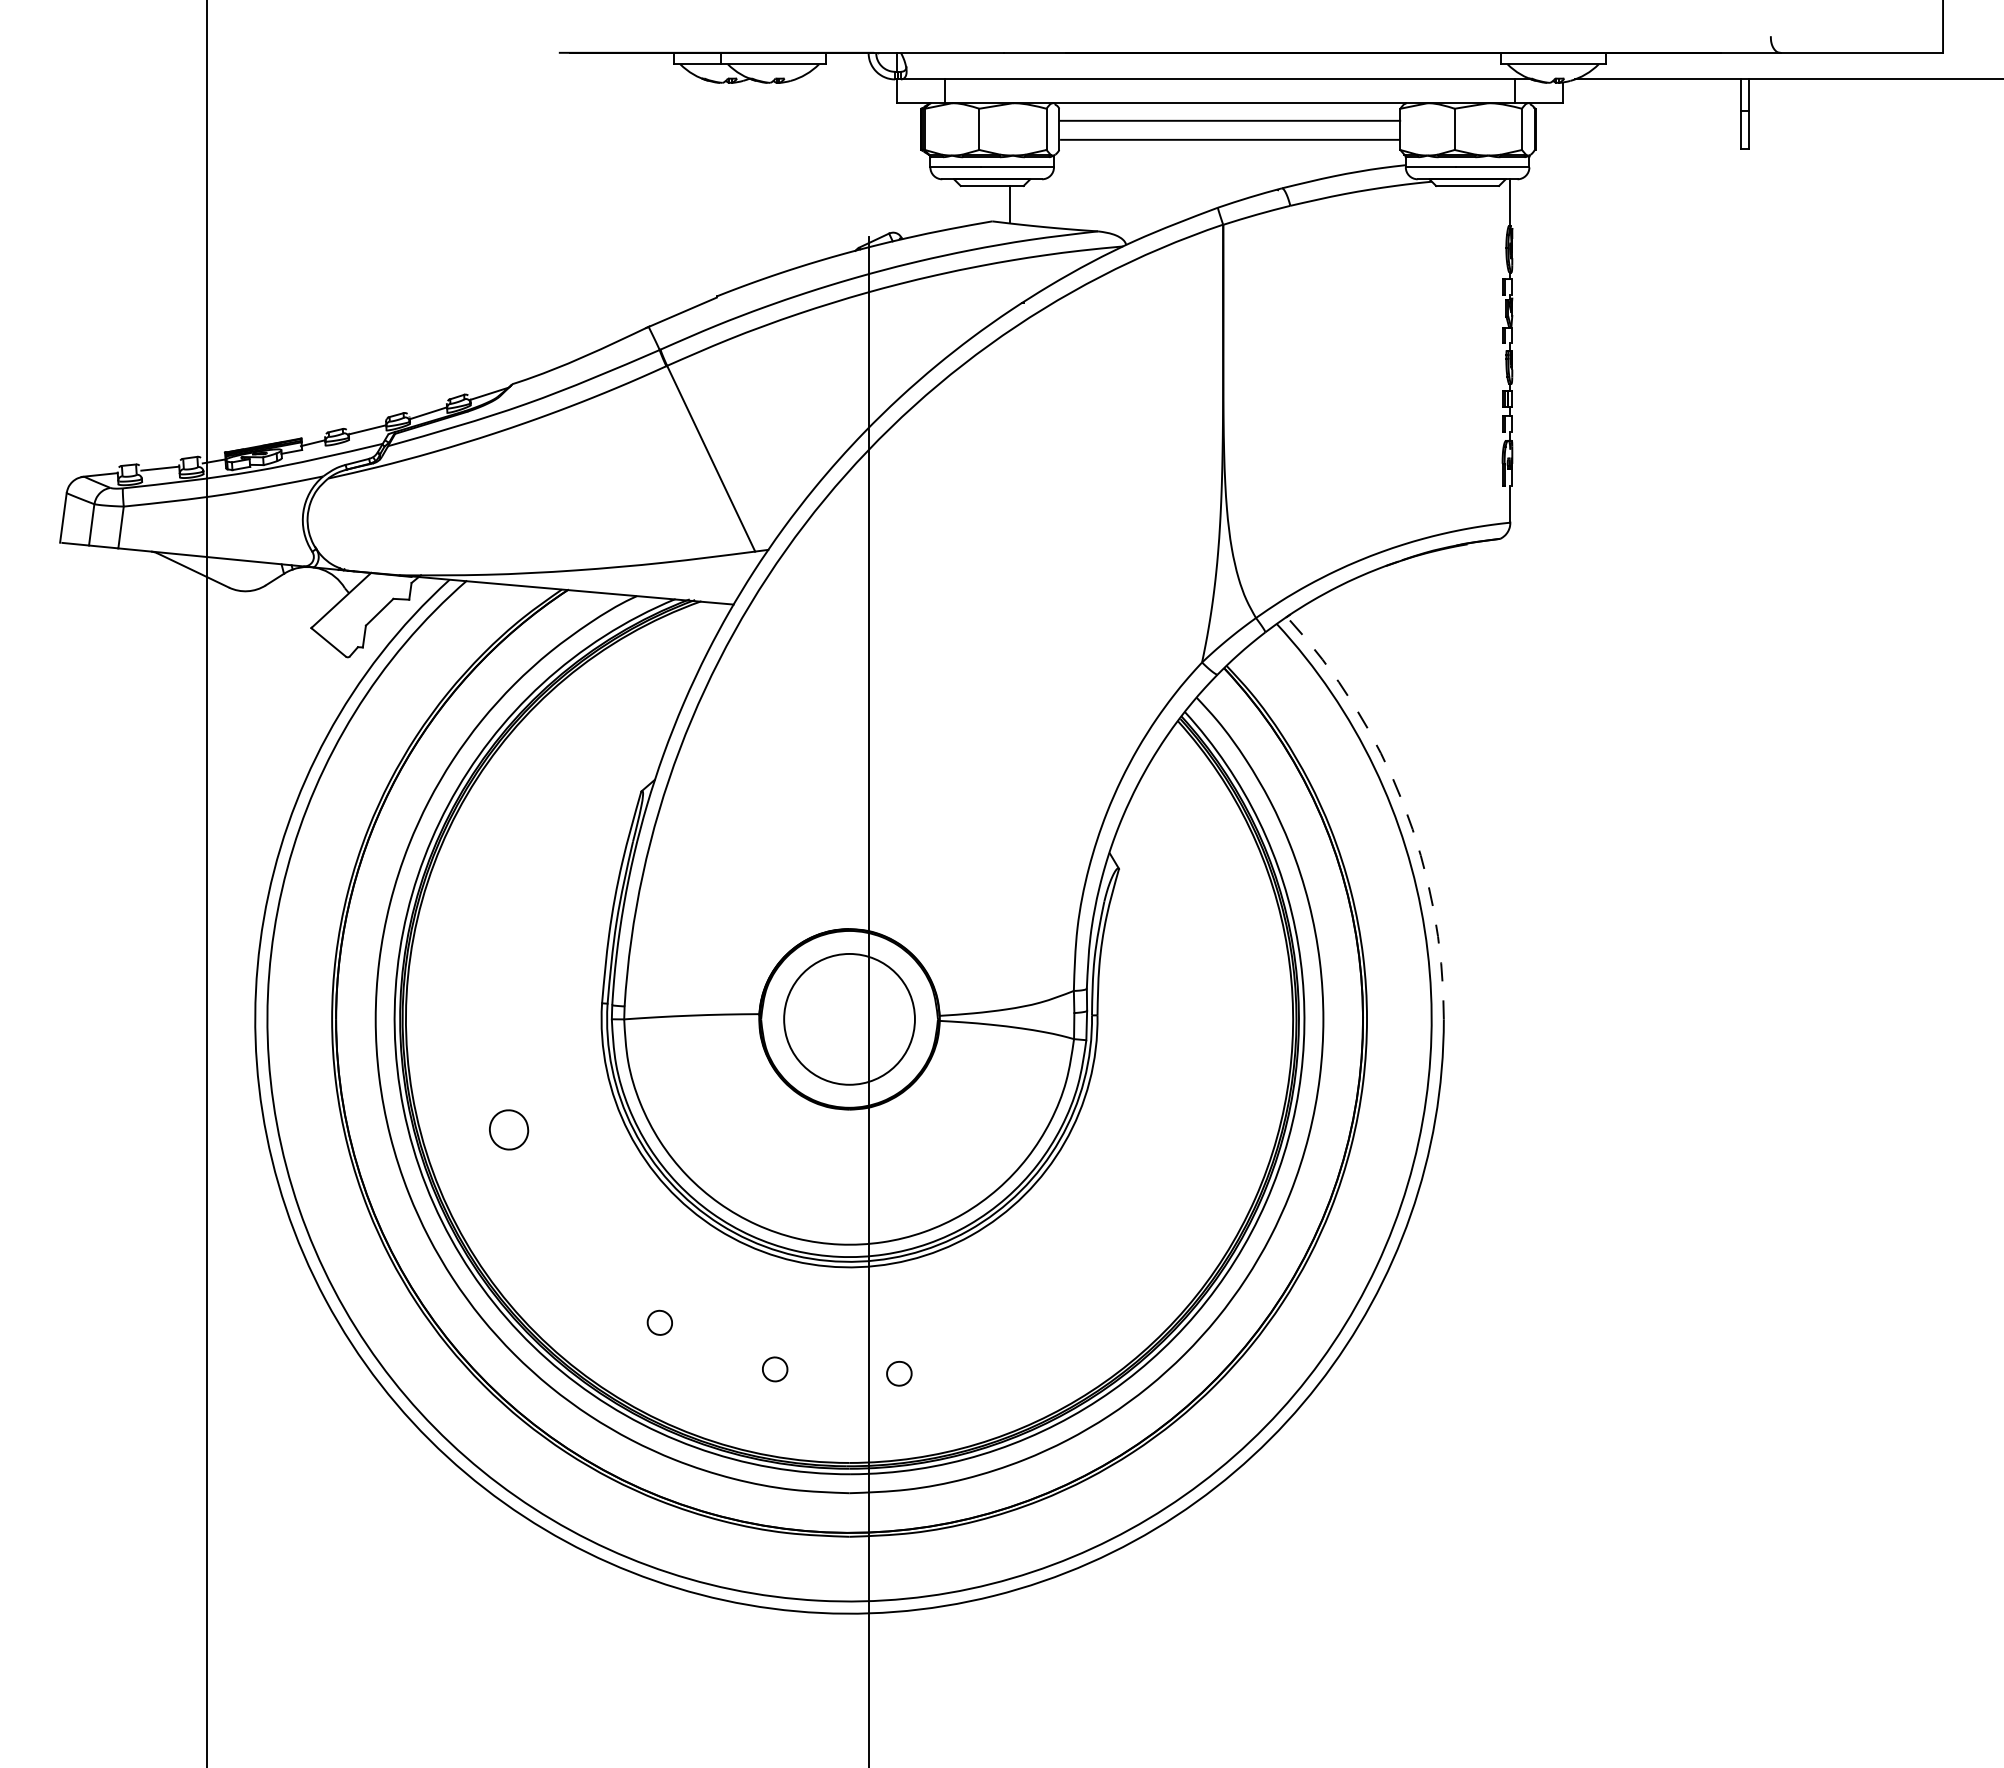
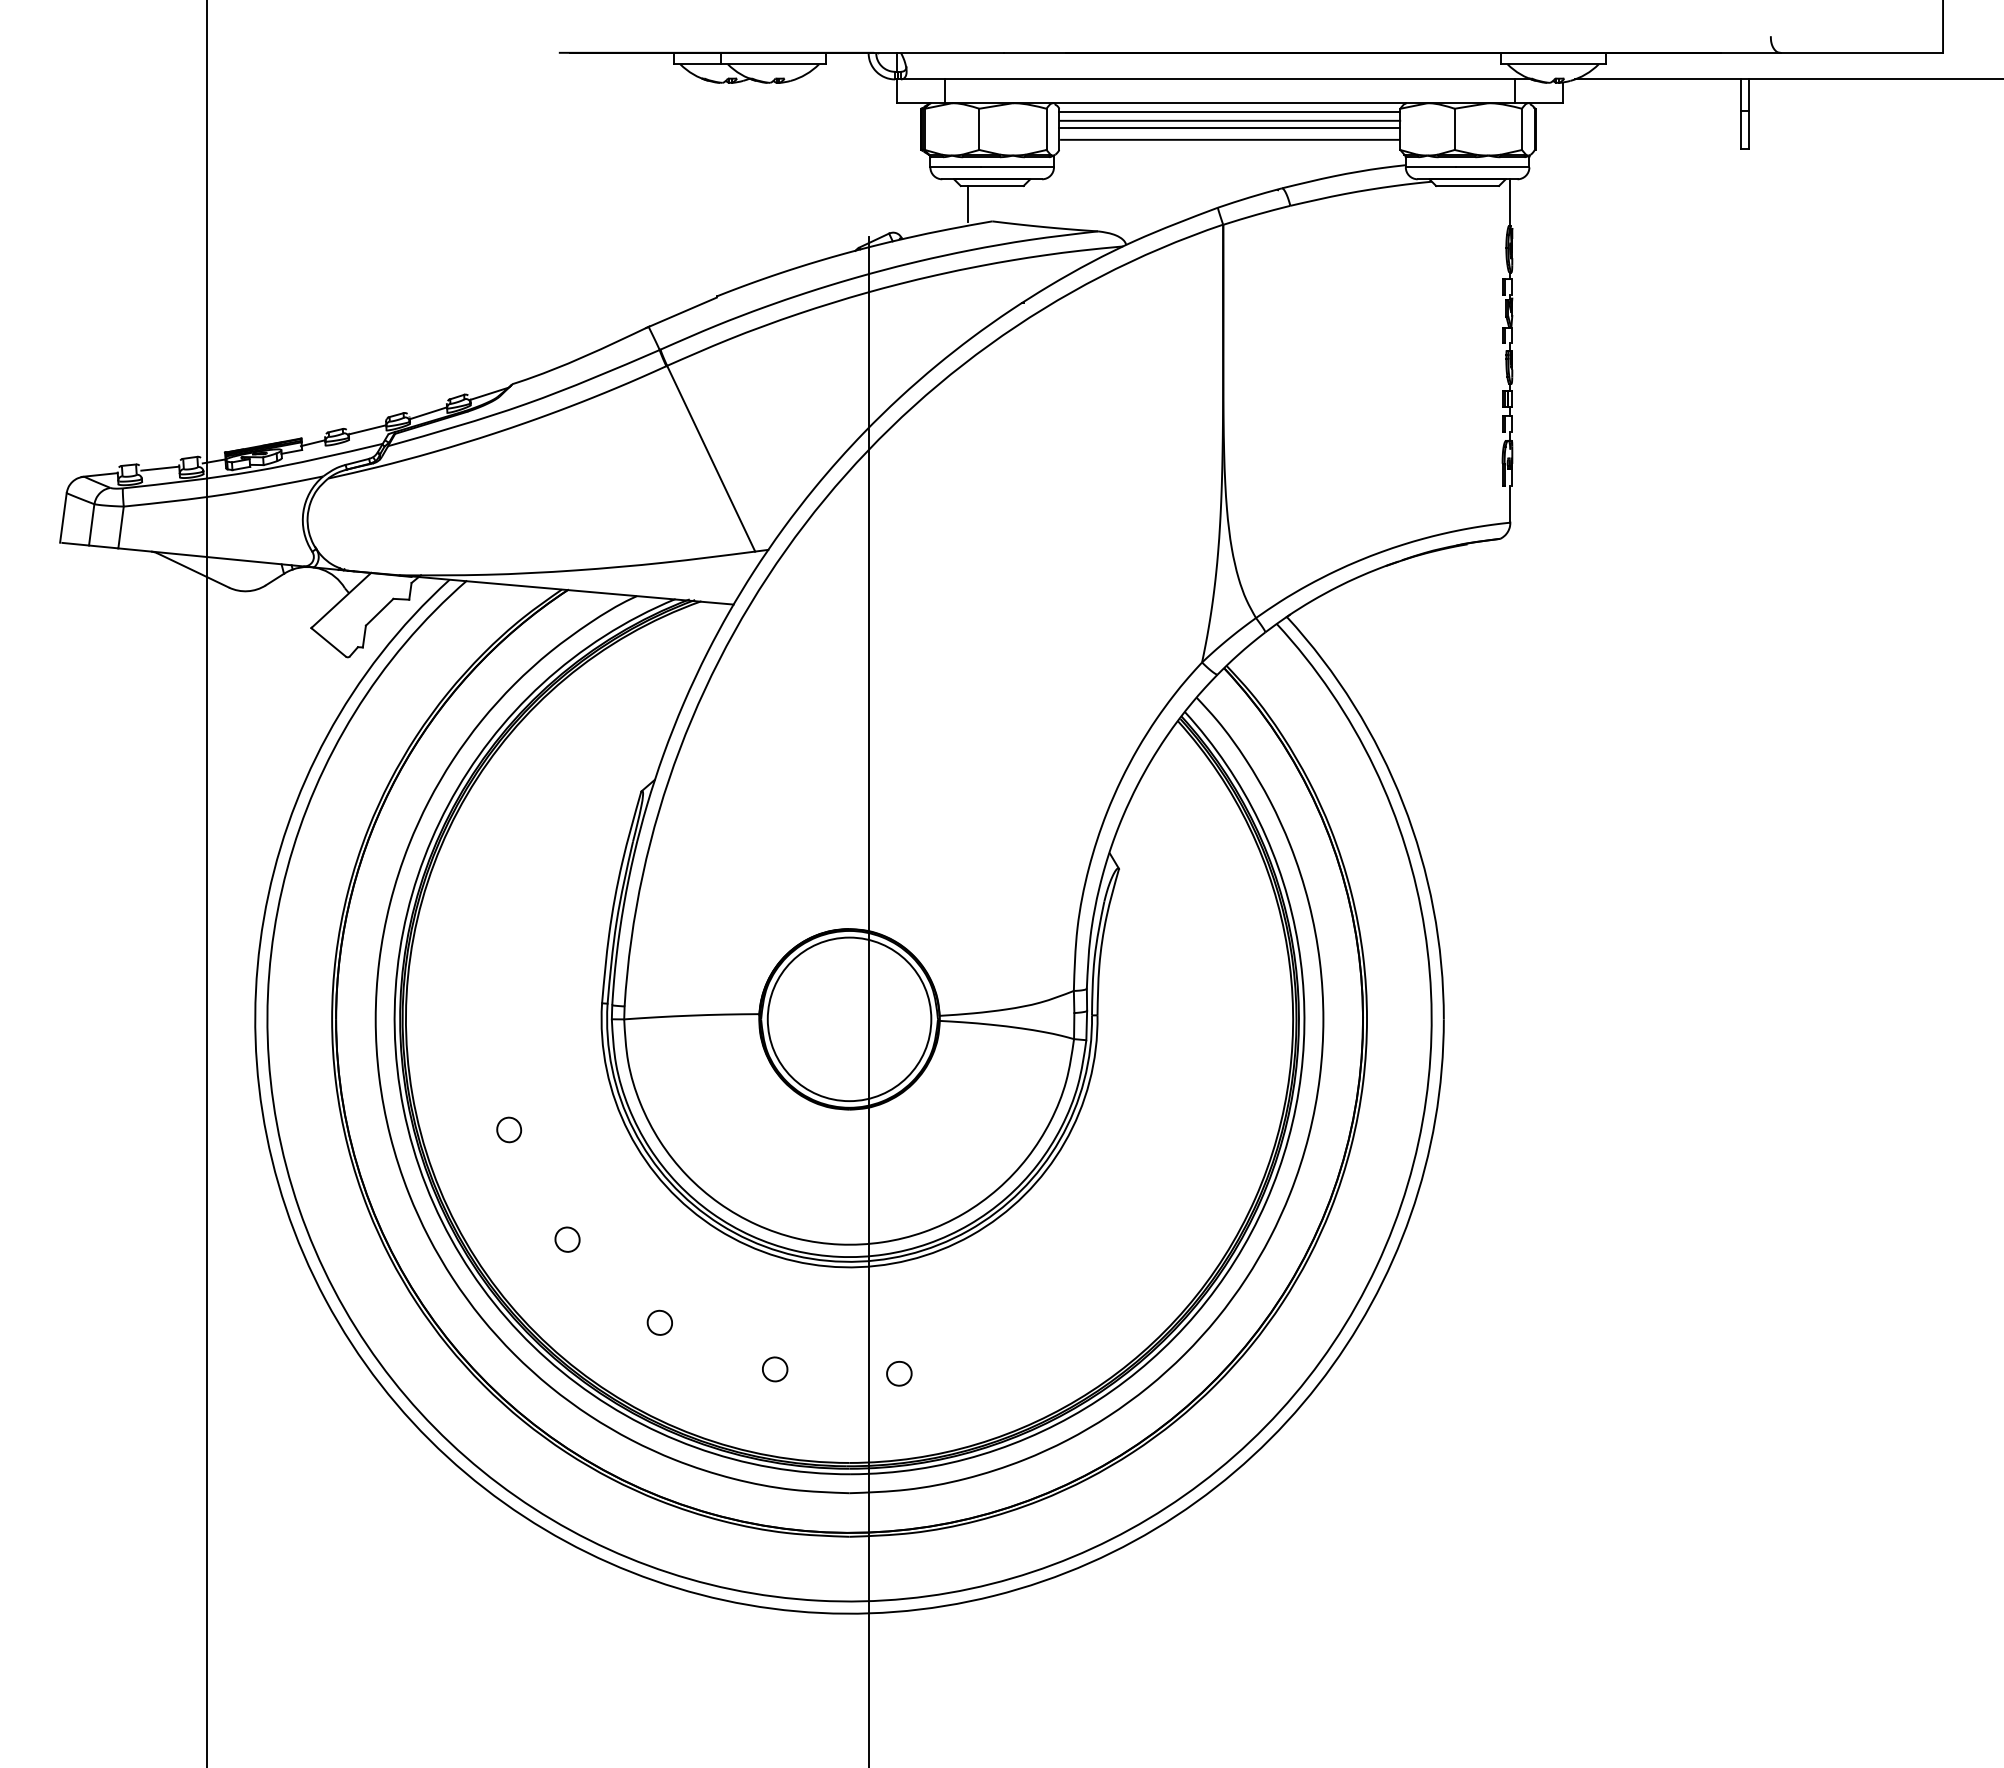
line: none -> present (1229, 111)
line: none -> present (1229, 127)
line position: (1010, 203) -> (968, 203) (968, 203)
arc: dashed -> solid (1403, 803)
circle diameter: 131 px -> 164 px (849, 1019)
part size: 41x42 px -> 27x28 px (509, 1129)
part: none -> present (567, 1239)
